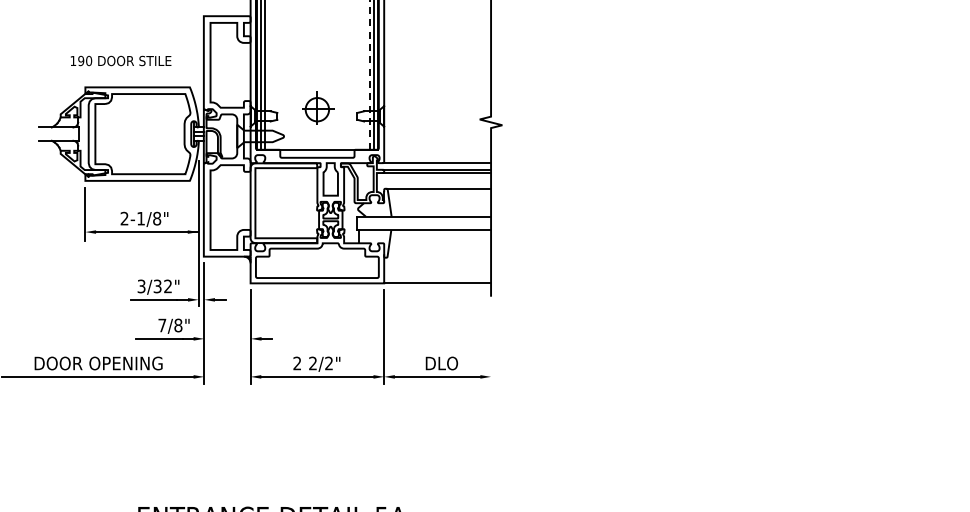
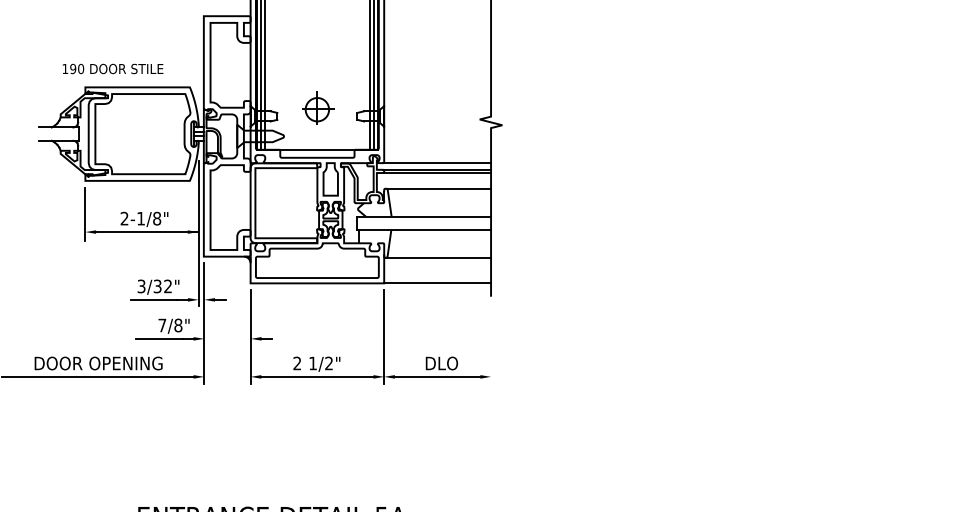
text position: (120, 60) -> (112, 68) (112, 68)
line: dashed -> solid (369, 74)
line: none -> present (438, 257)
text: 2/2" -> 1/2" (312, 363)
